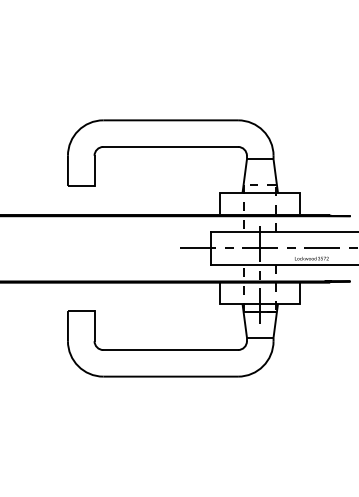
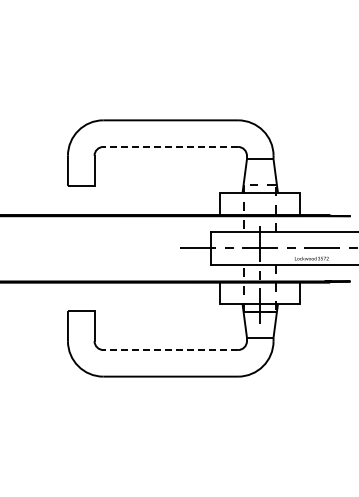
line: solid -> dashed (170, 146)
line: solid -> dashed (170, 350)
